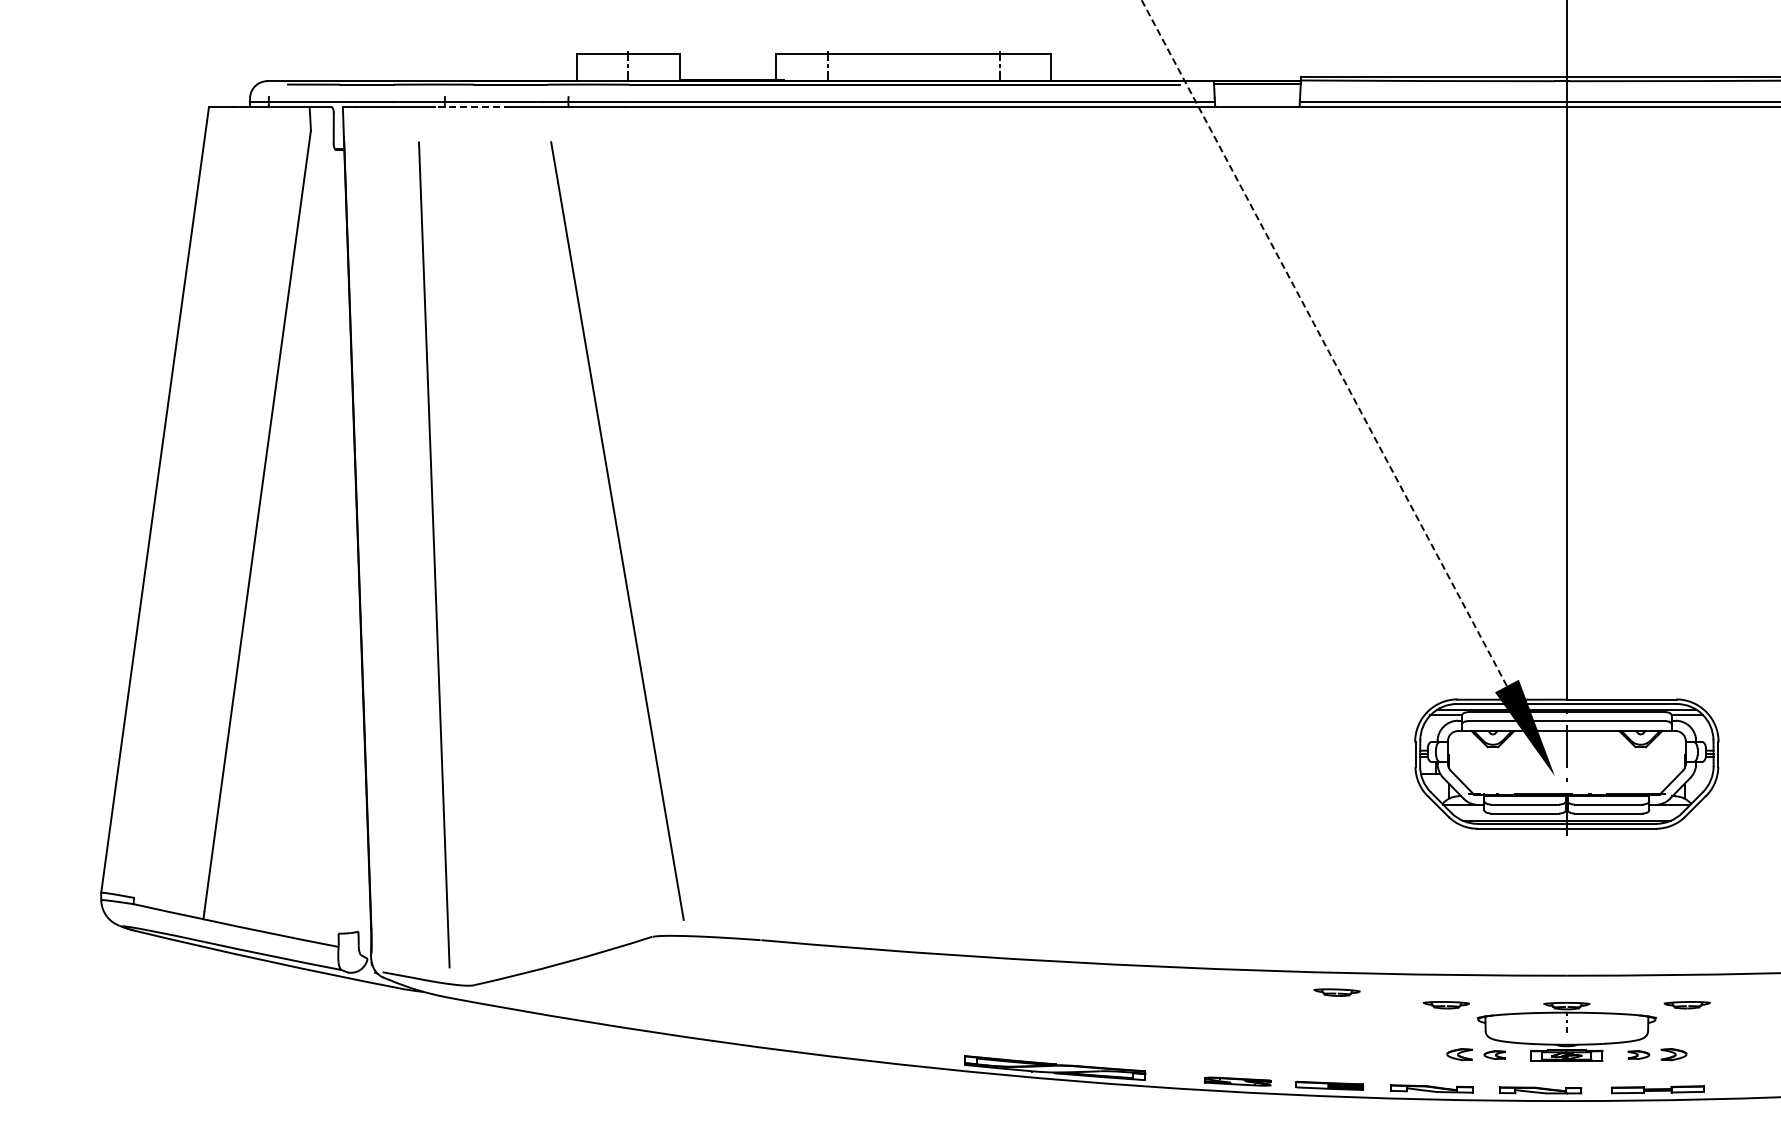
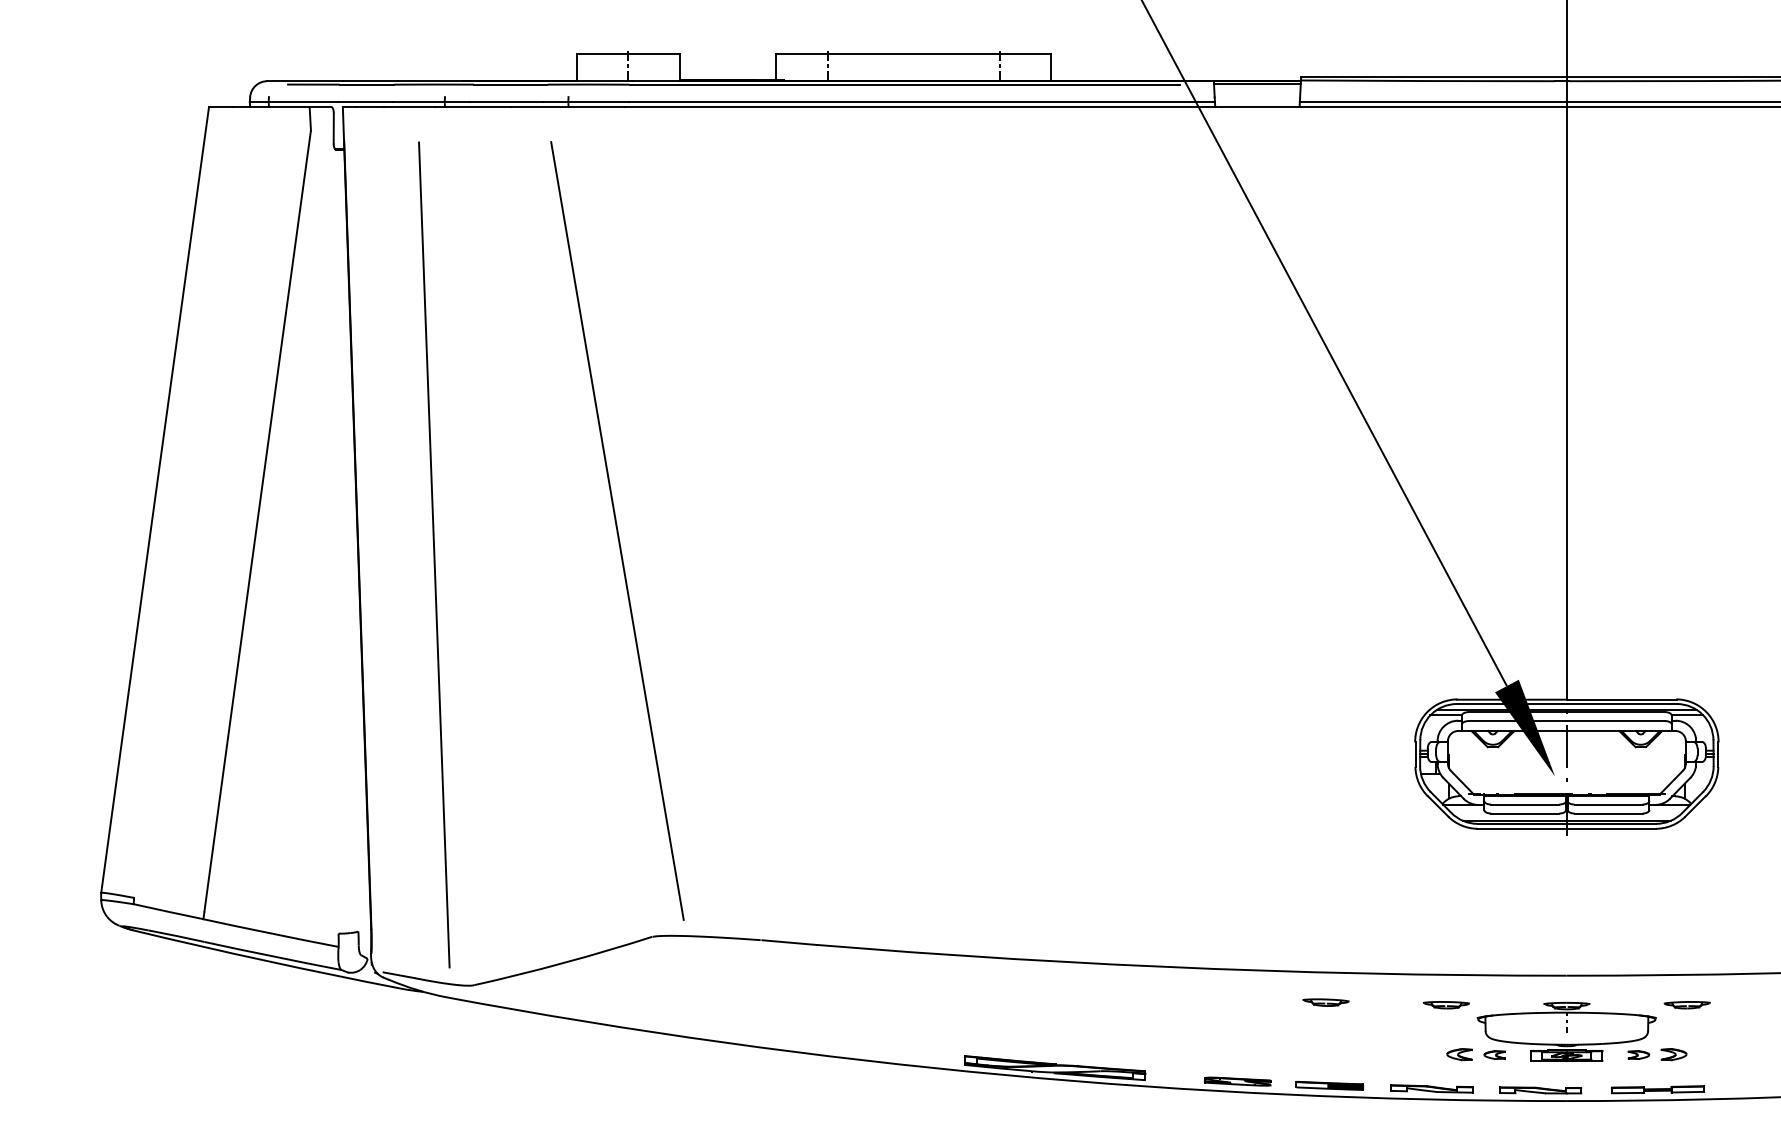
line: dashed -> solid (472, 107)
line: dashed -> solid (1324, 342)
part position: (1336, 992) -> (1325, 1002) (1325, 1002)
